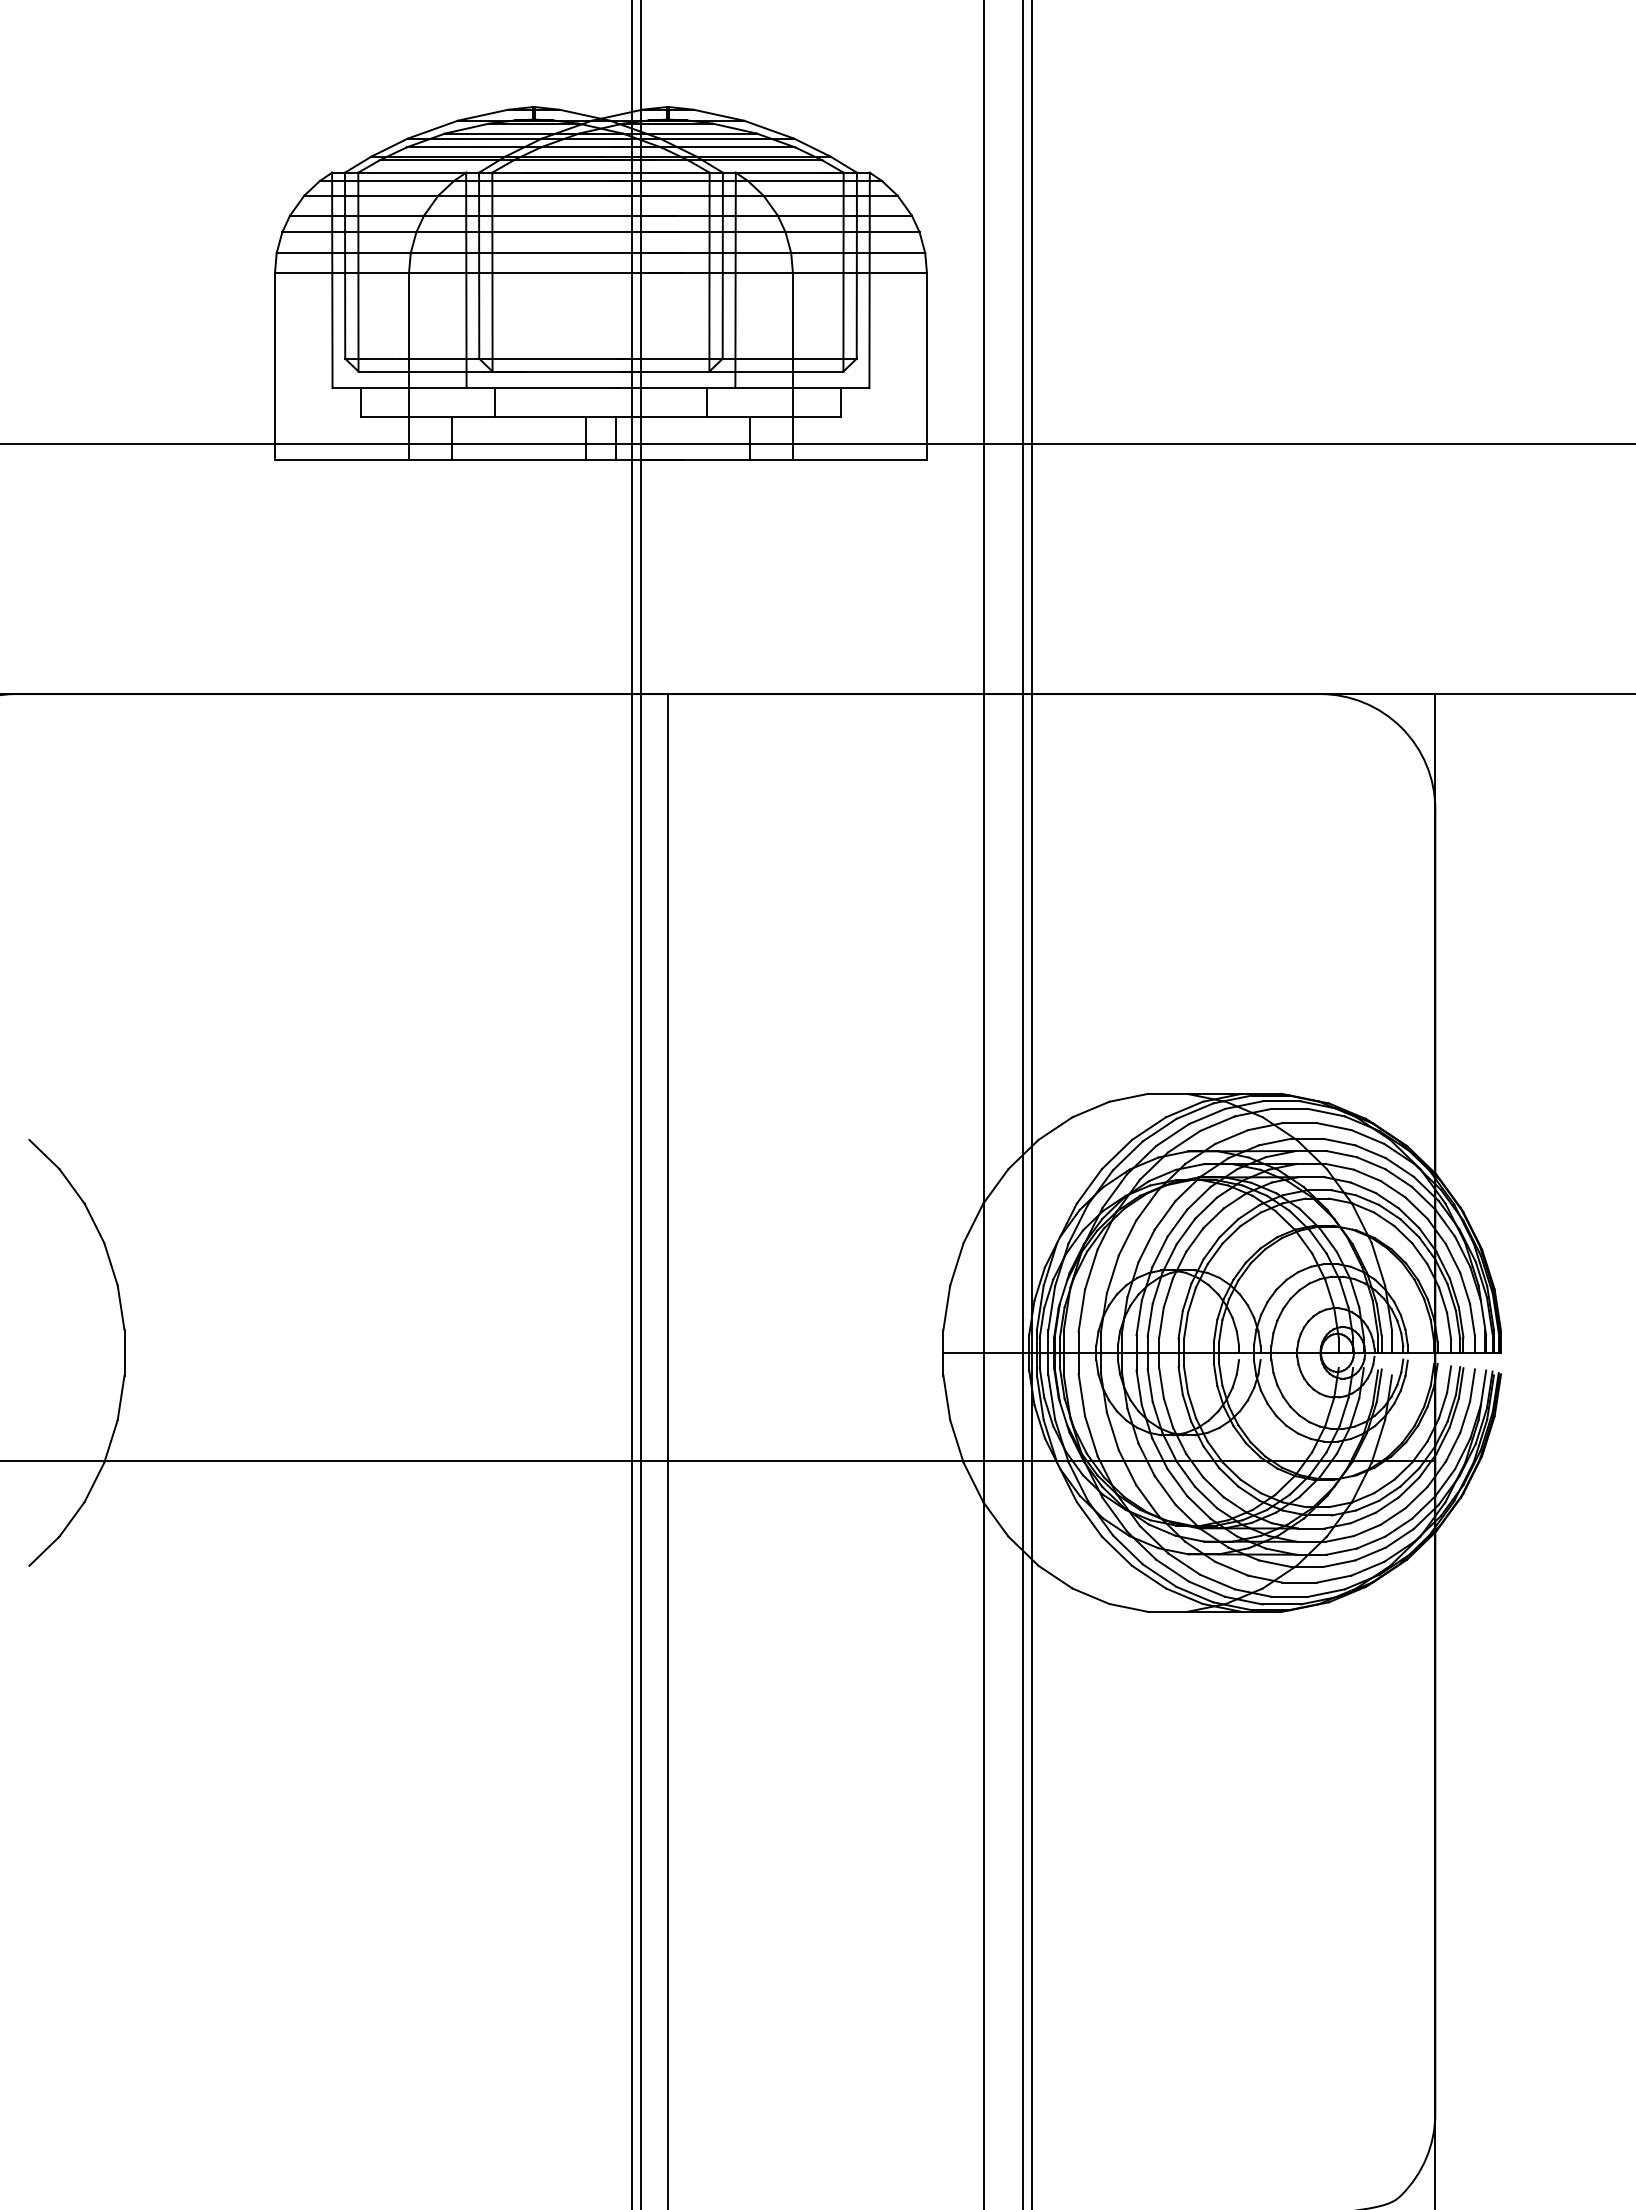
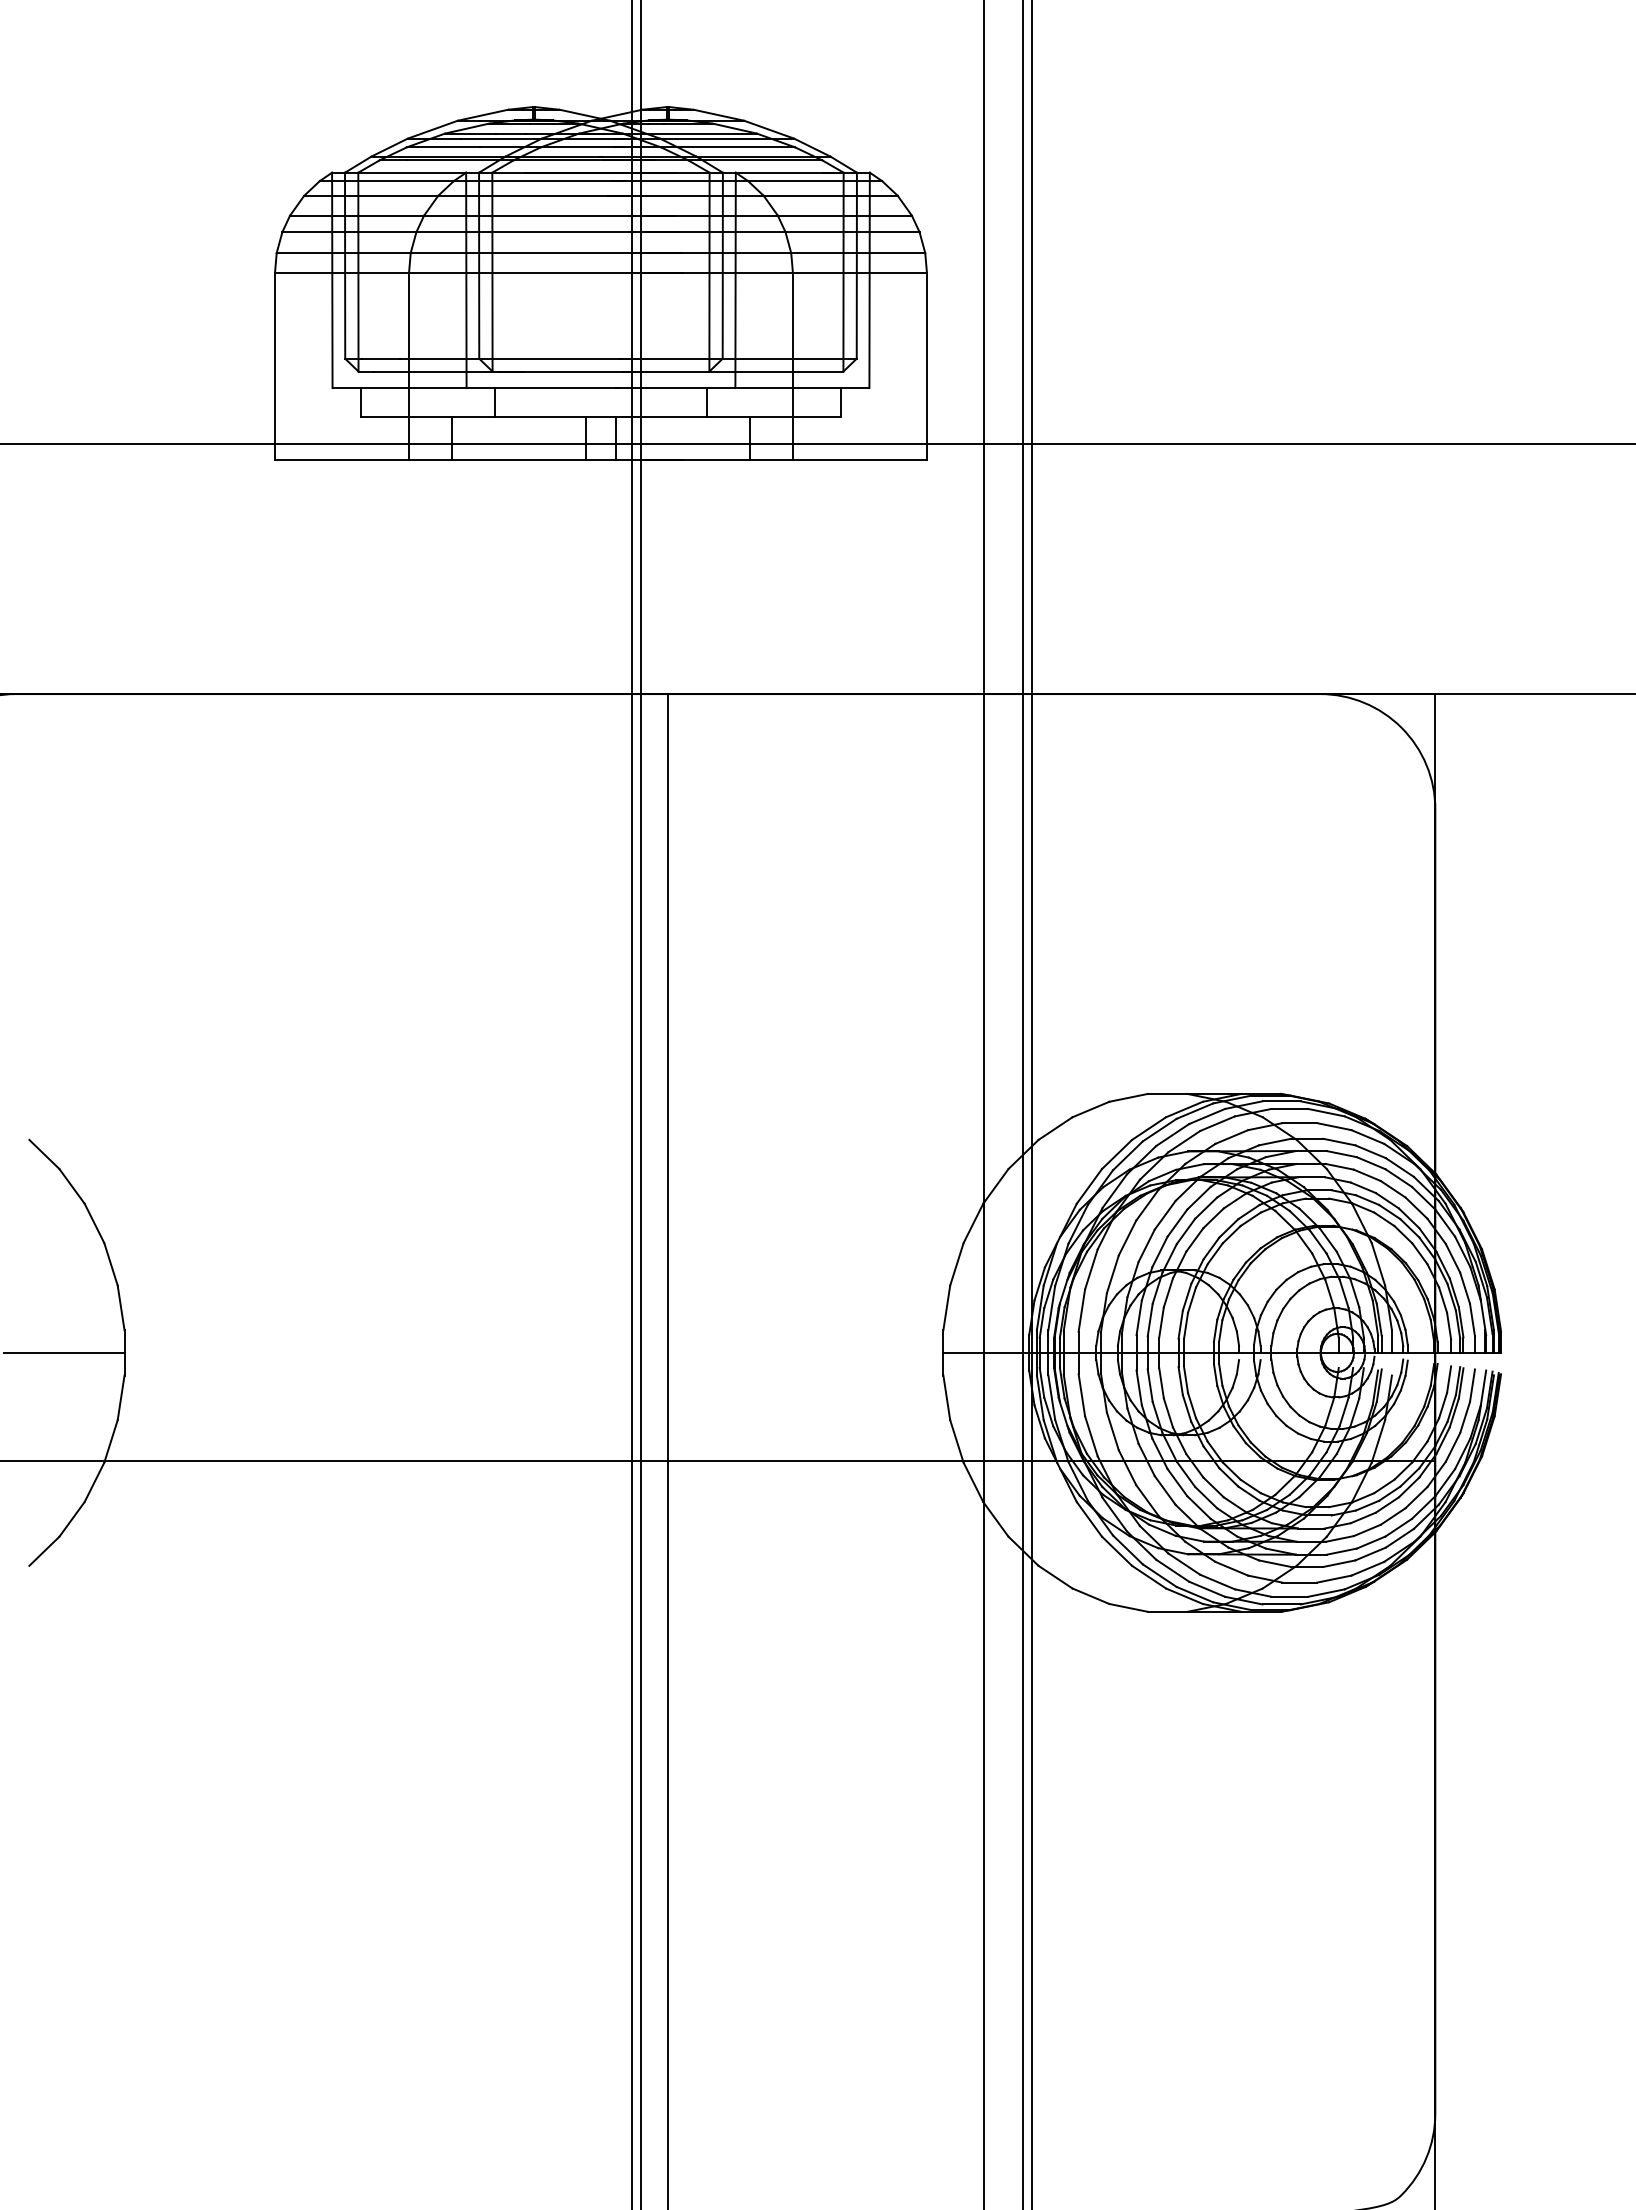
line: none -> present (64, 1352)
